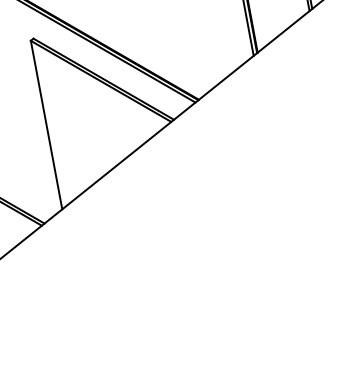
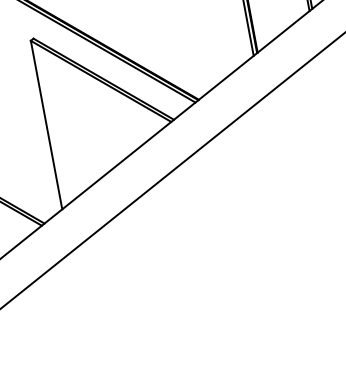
line: none -> present (172, 170)
